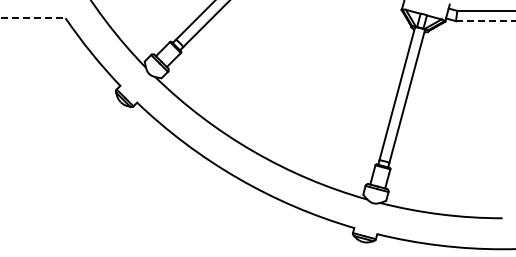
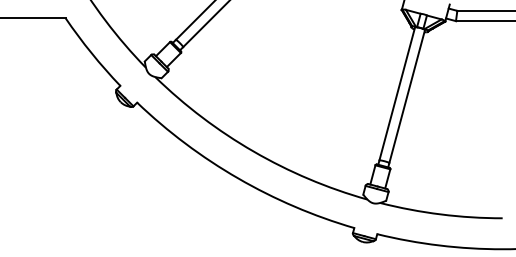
line: dashed -> solid (33, 18)
line: dashed -> solid (485, 21)
